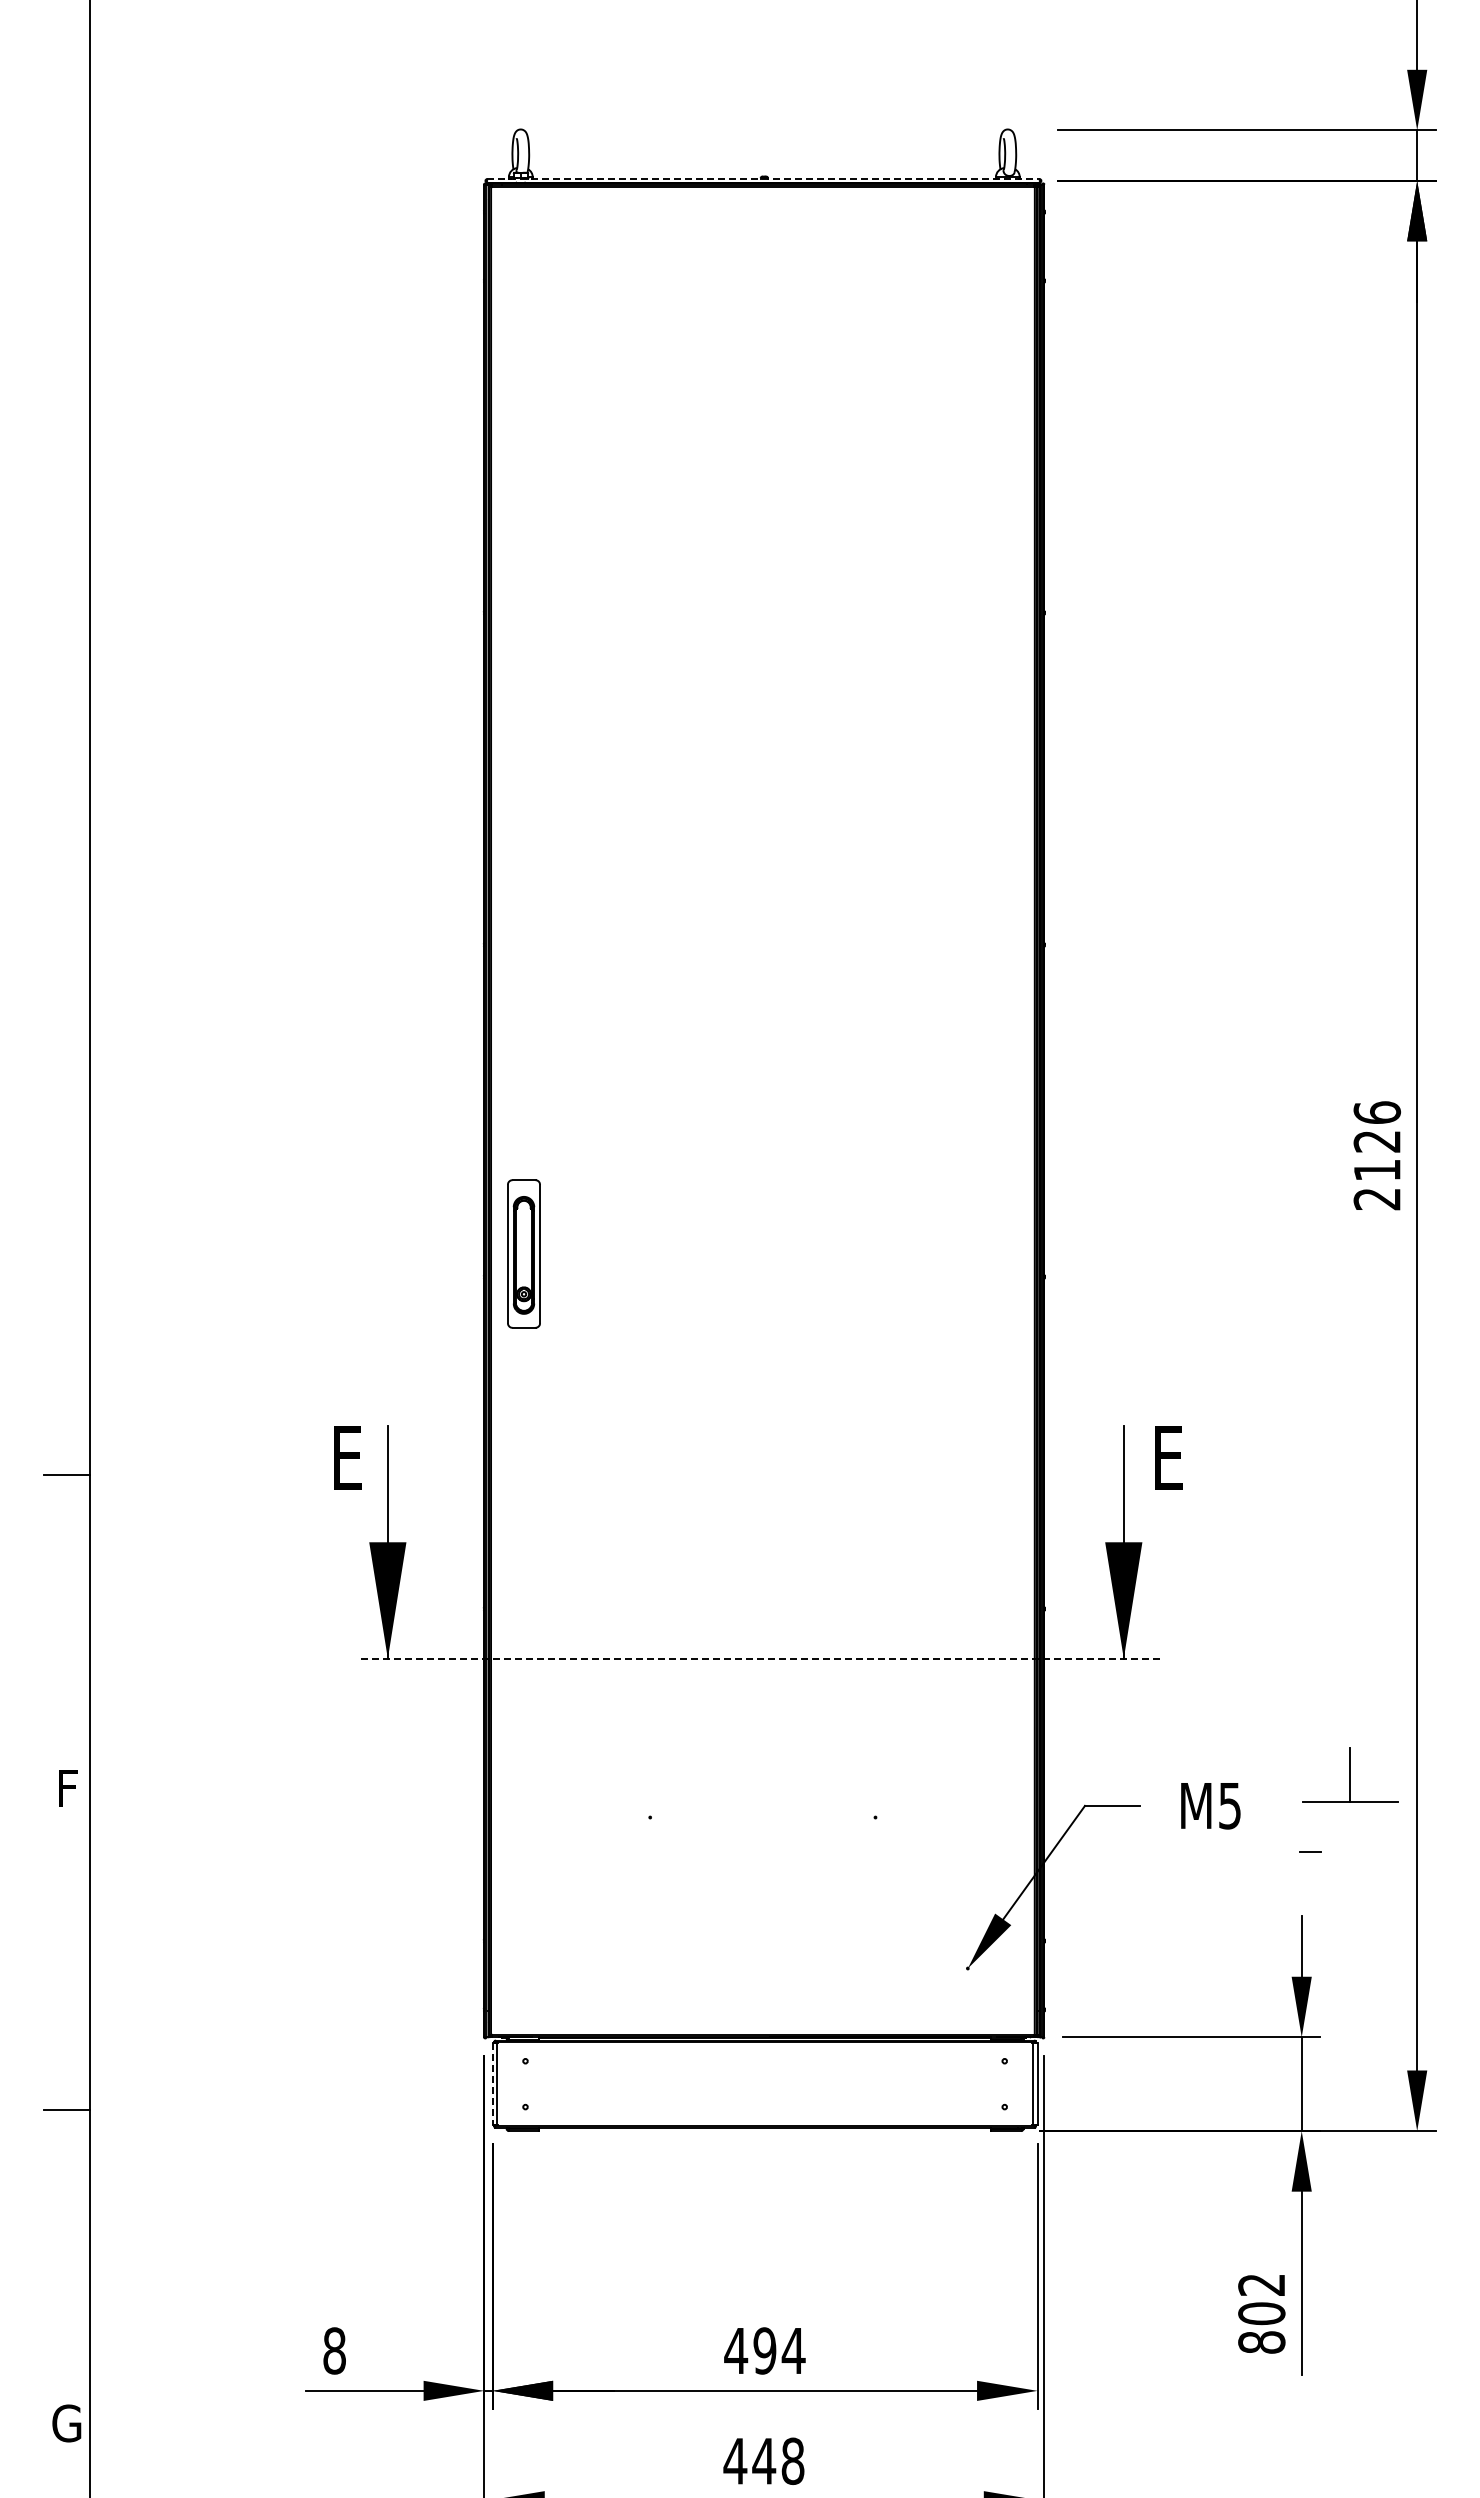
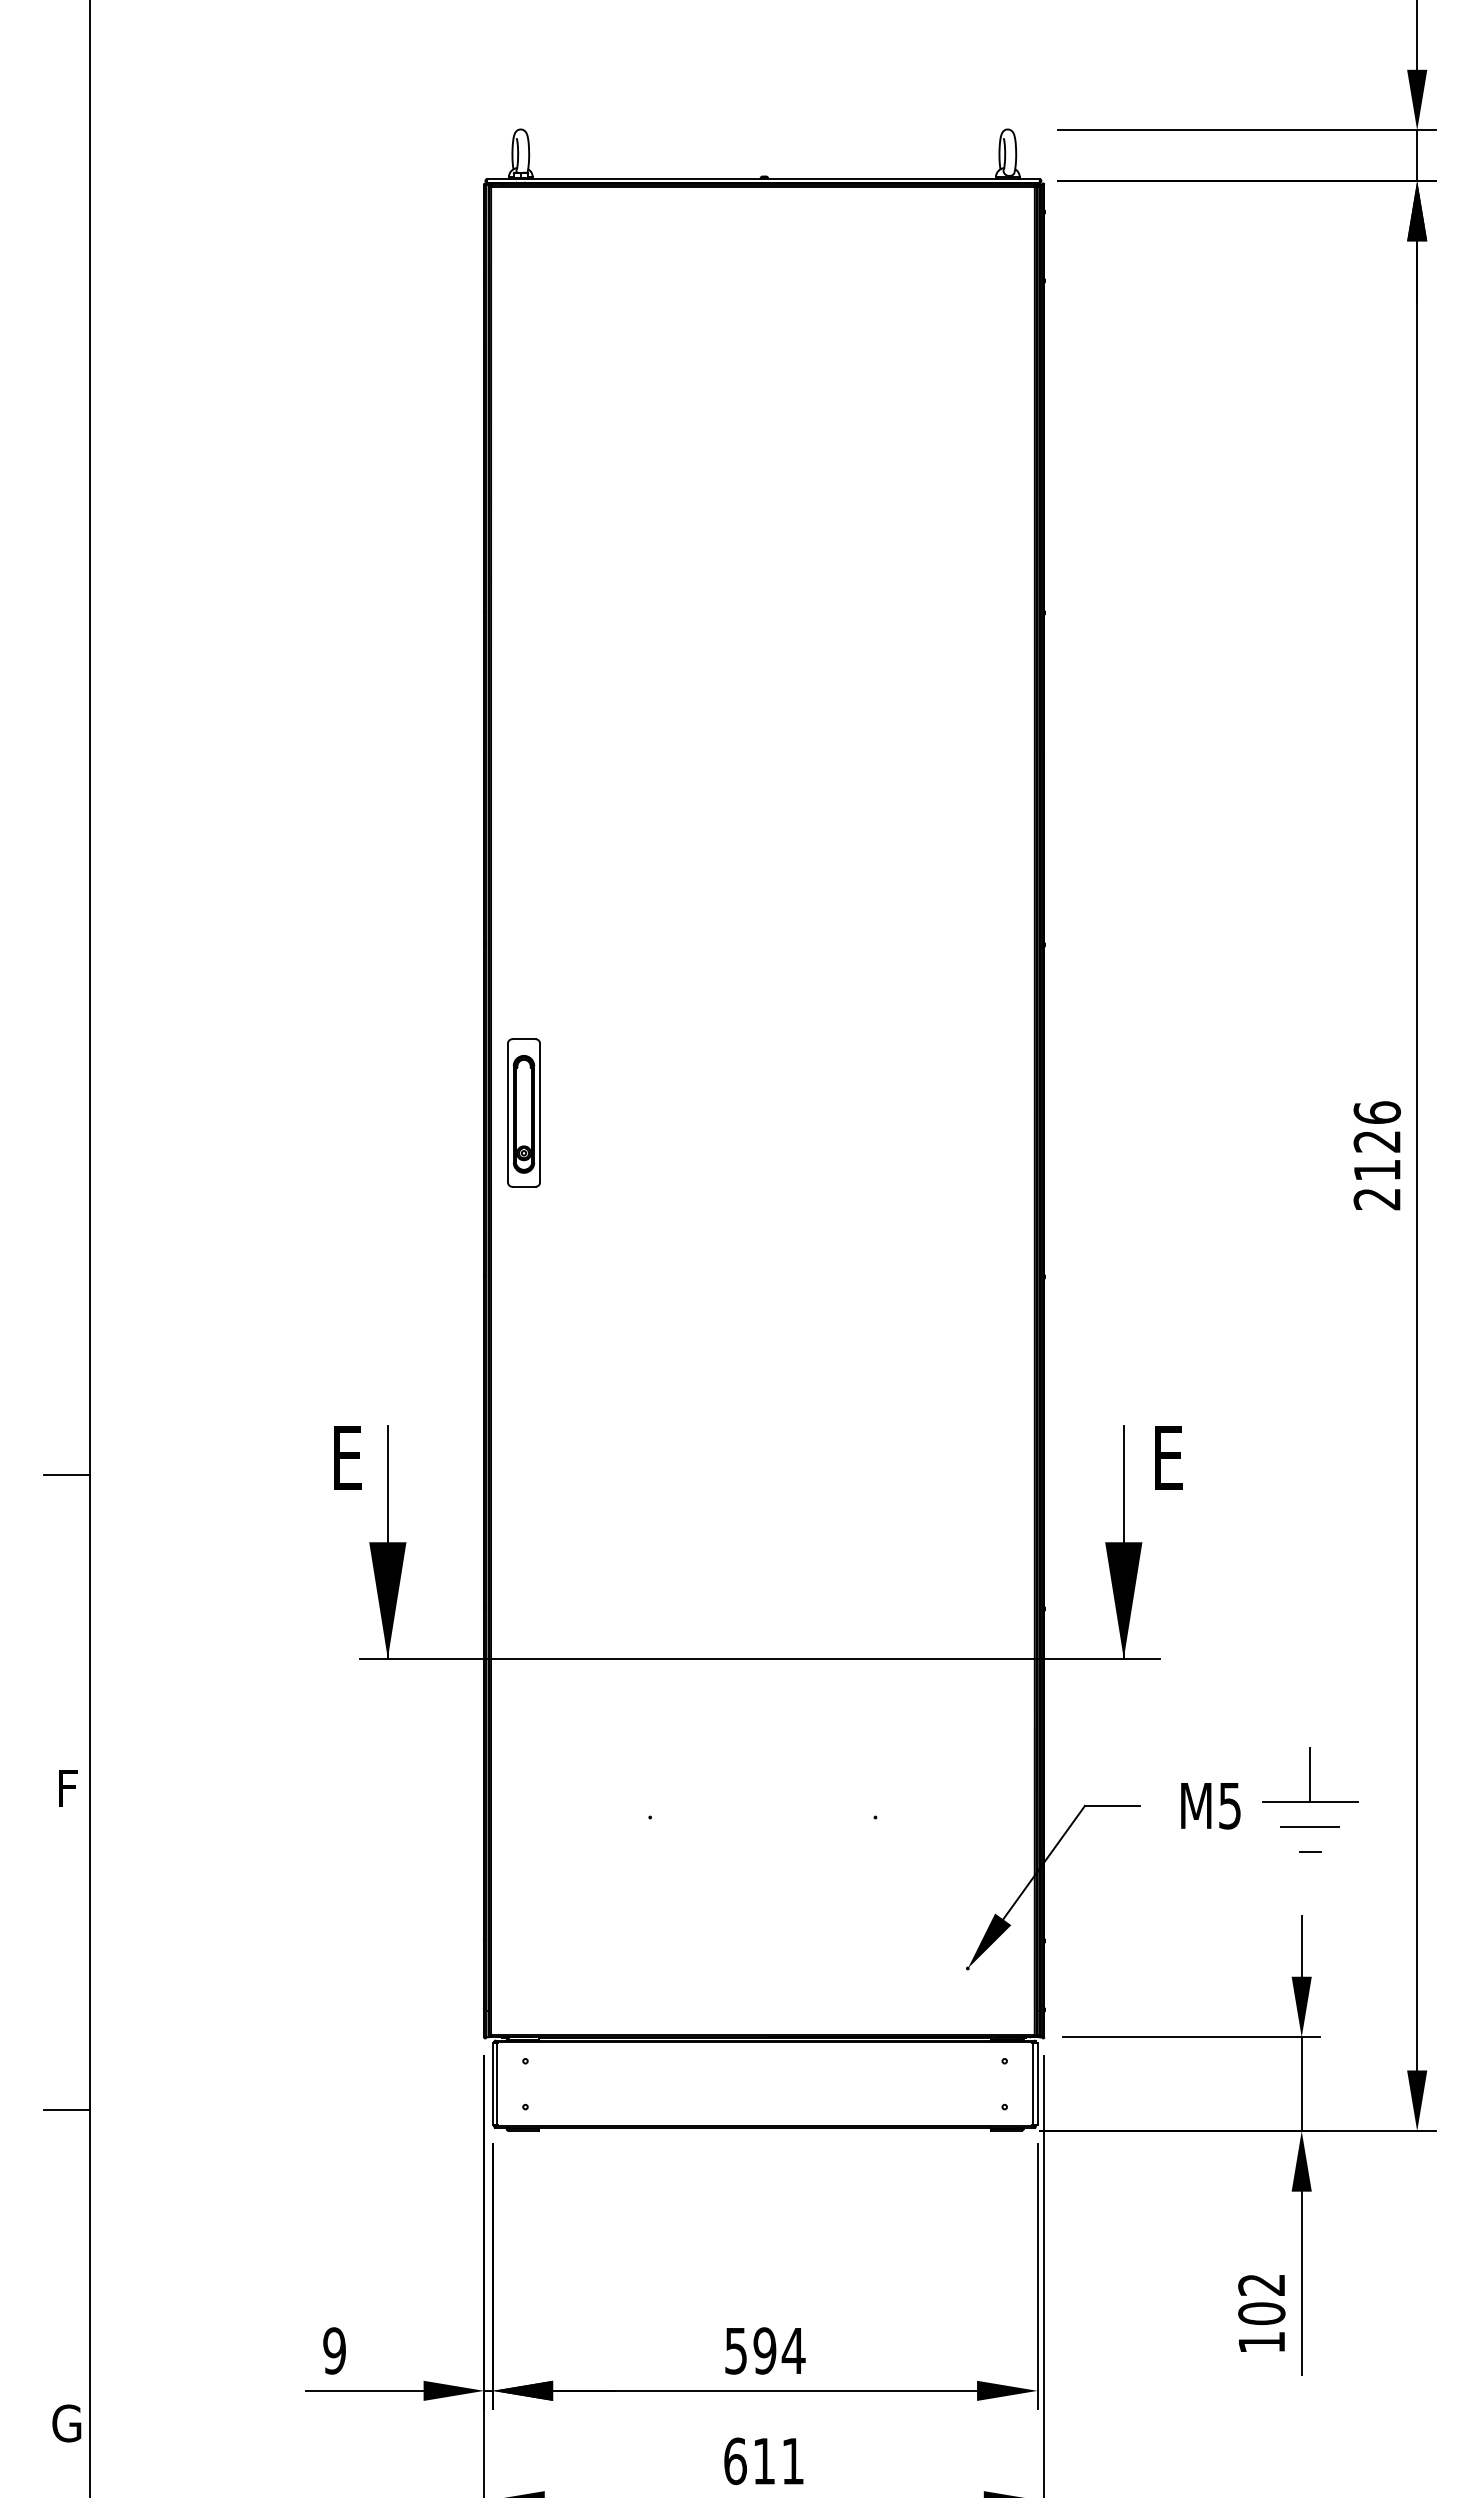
line: dashed -> solid (763, 178)
part position: (523, 1253) -> (523, 1112) (523, 1112)
line: dashed -> solid (759, 1658)
part position: (1350, 1774) -> (1310, 1774) (1310, 1774)
line: none -> present (1310, 1826)
line: dashed -> solid (492, 2084)
text: 802 -> 102 (1261, 2342)
text: 8 -> 9 (334, 2350)
text: 494 -> 594 (736, 2351)
text: 448 -> 611 (763, 2461)
